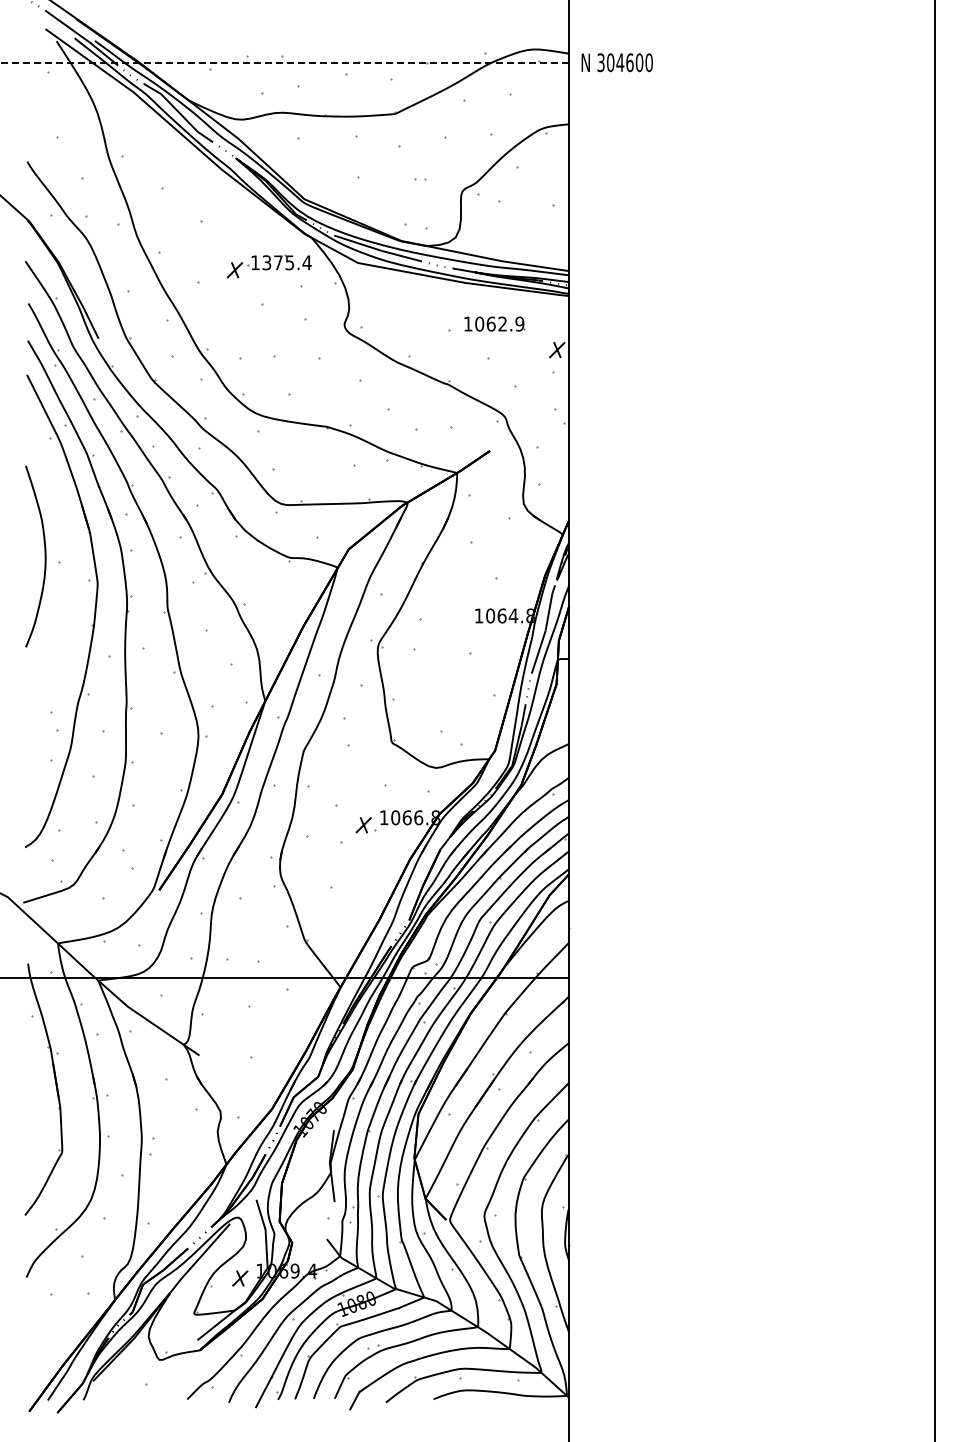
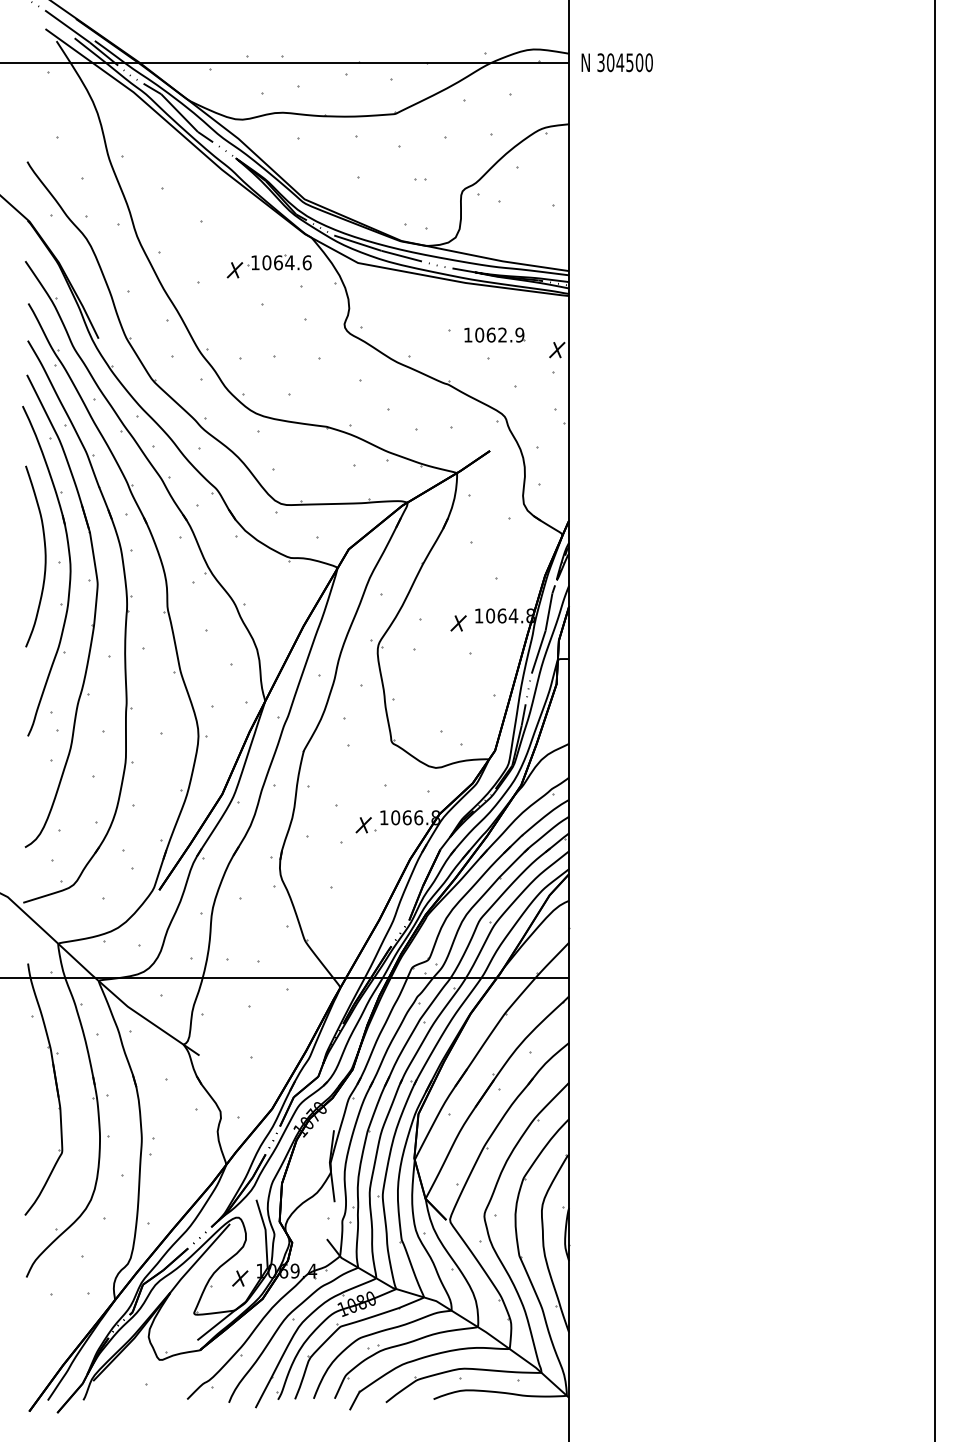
line: dashed -> solid (284, 62)
text: 304600 -> 304500 (629, 62)
text: 1375.4 -> 1064.6 (286, 262)
part position: (494, 323) -> (494, 334) (494, 334)
part: none -> present (69, 570)
part: none -> present (458, 623)
